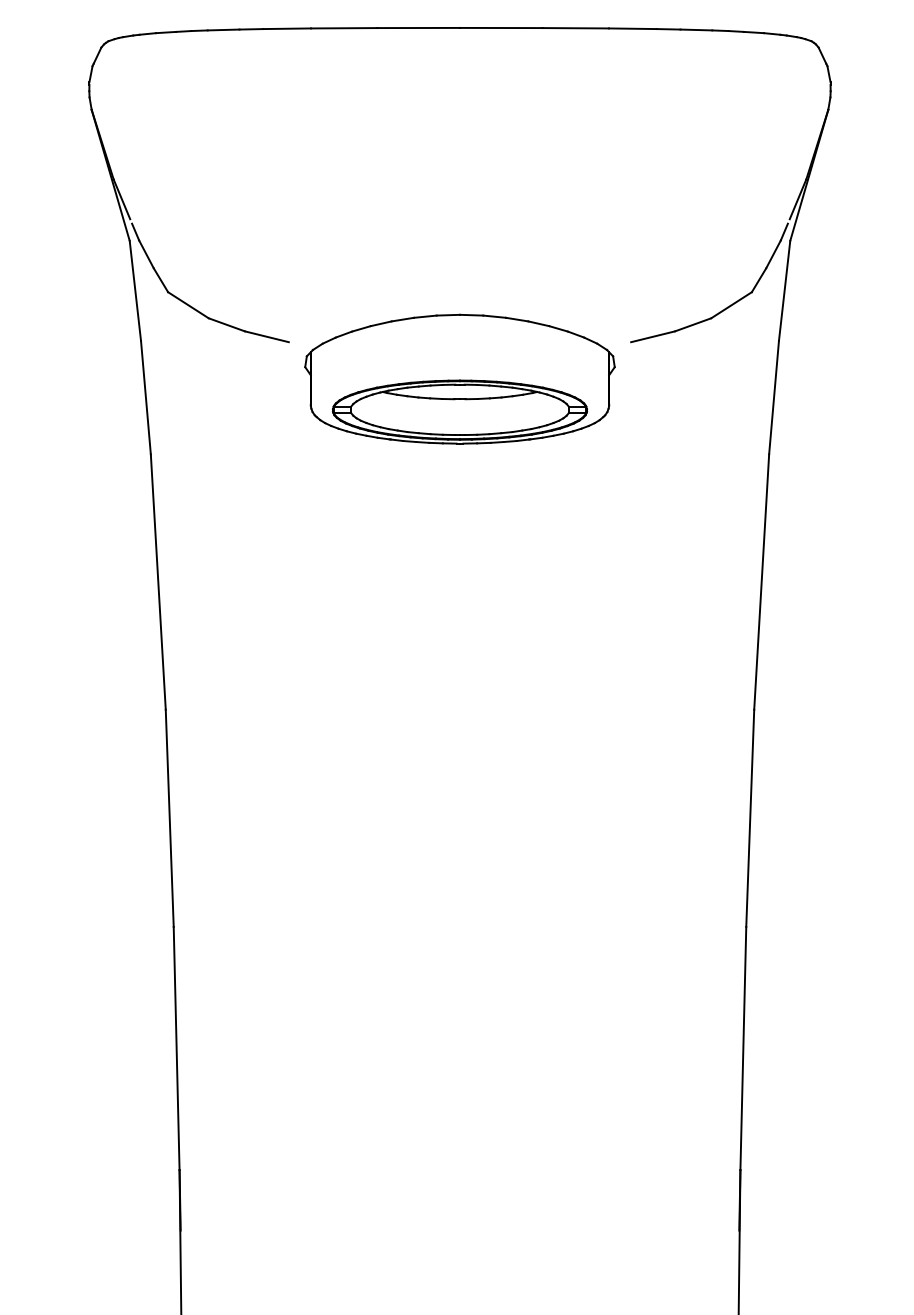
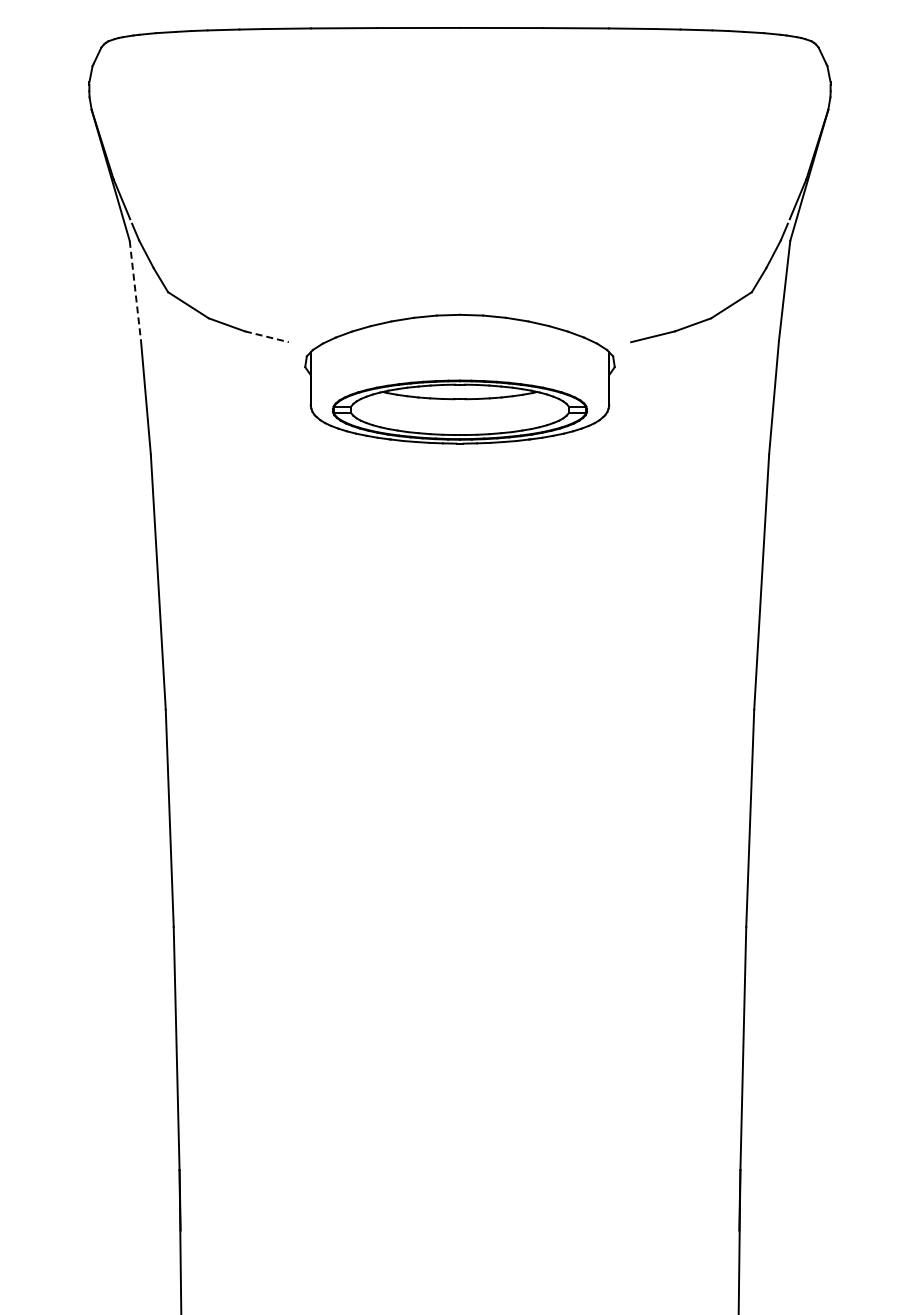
line: solid -> dashed (135, 291)
line: solid -> dashed (266, 336)
